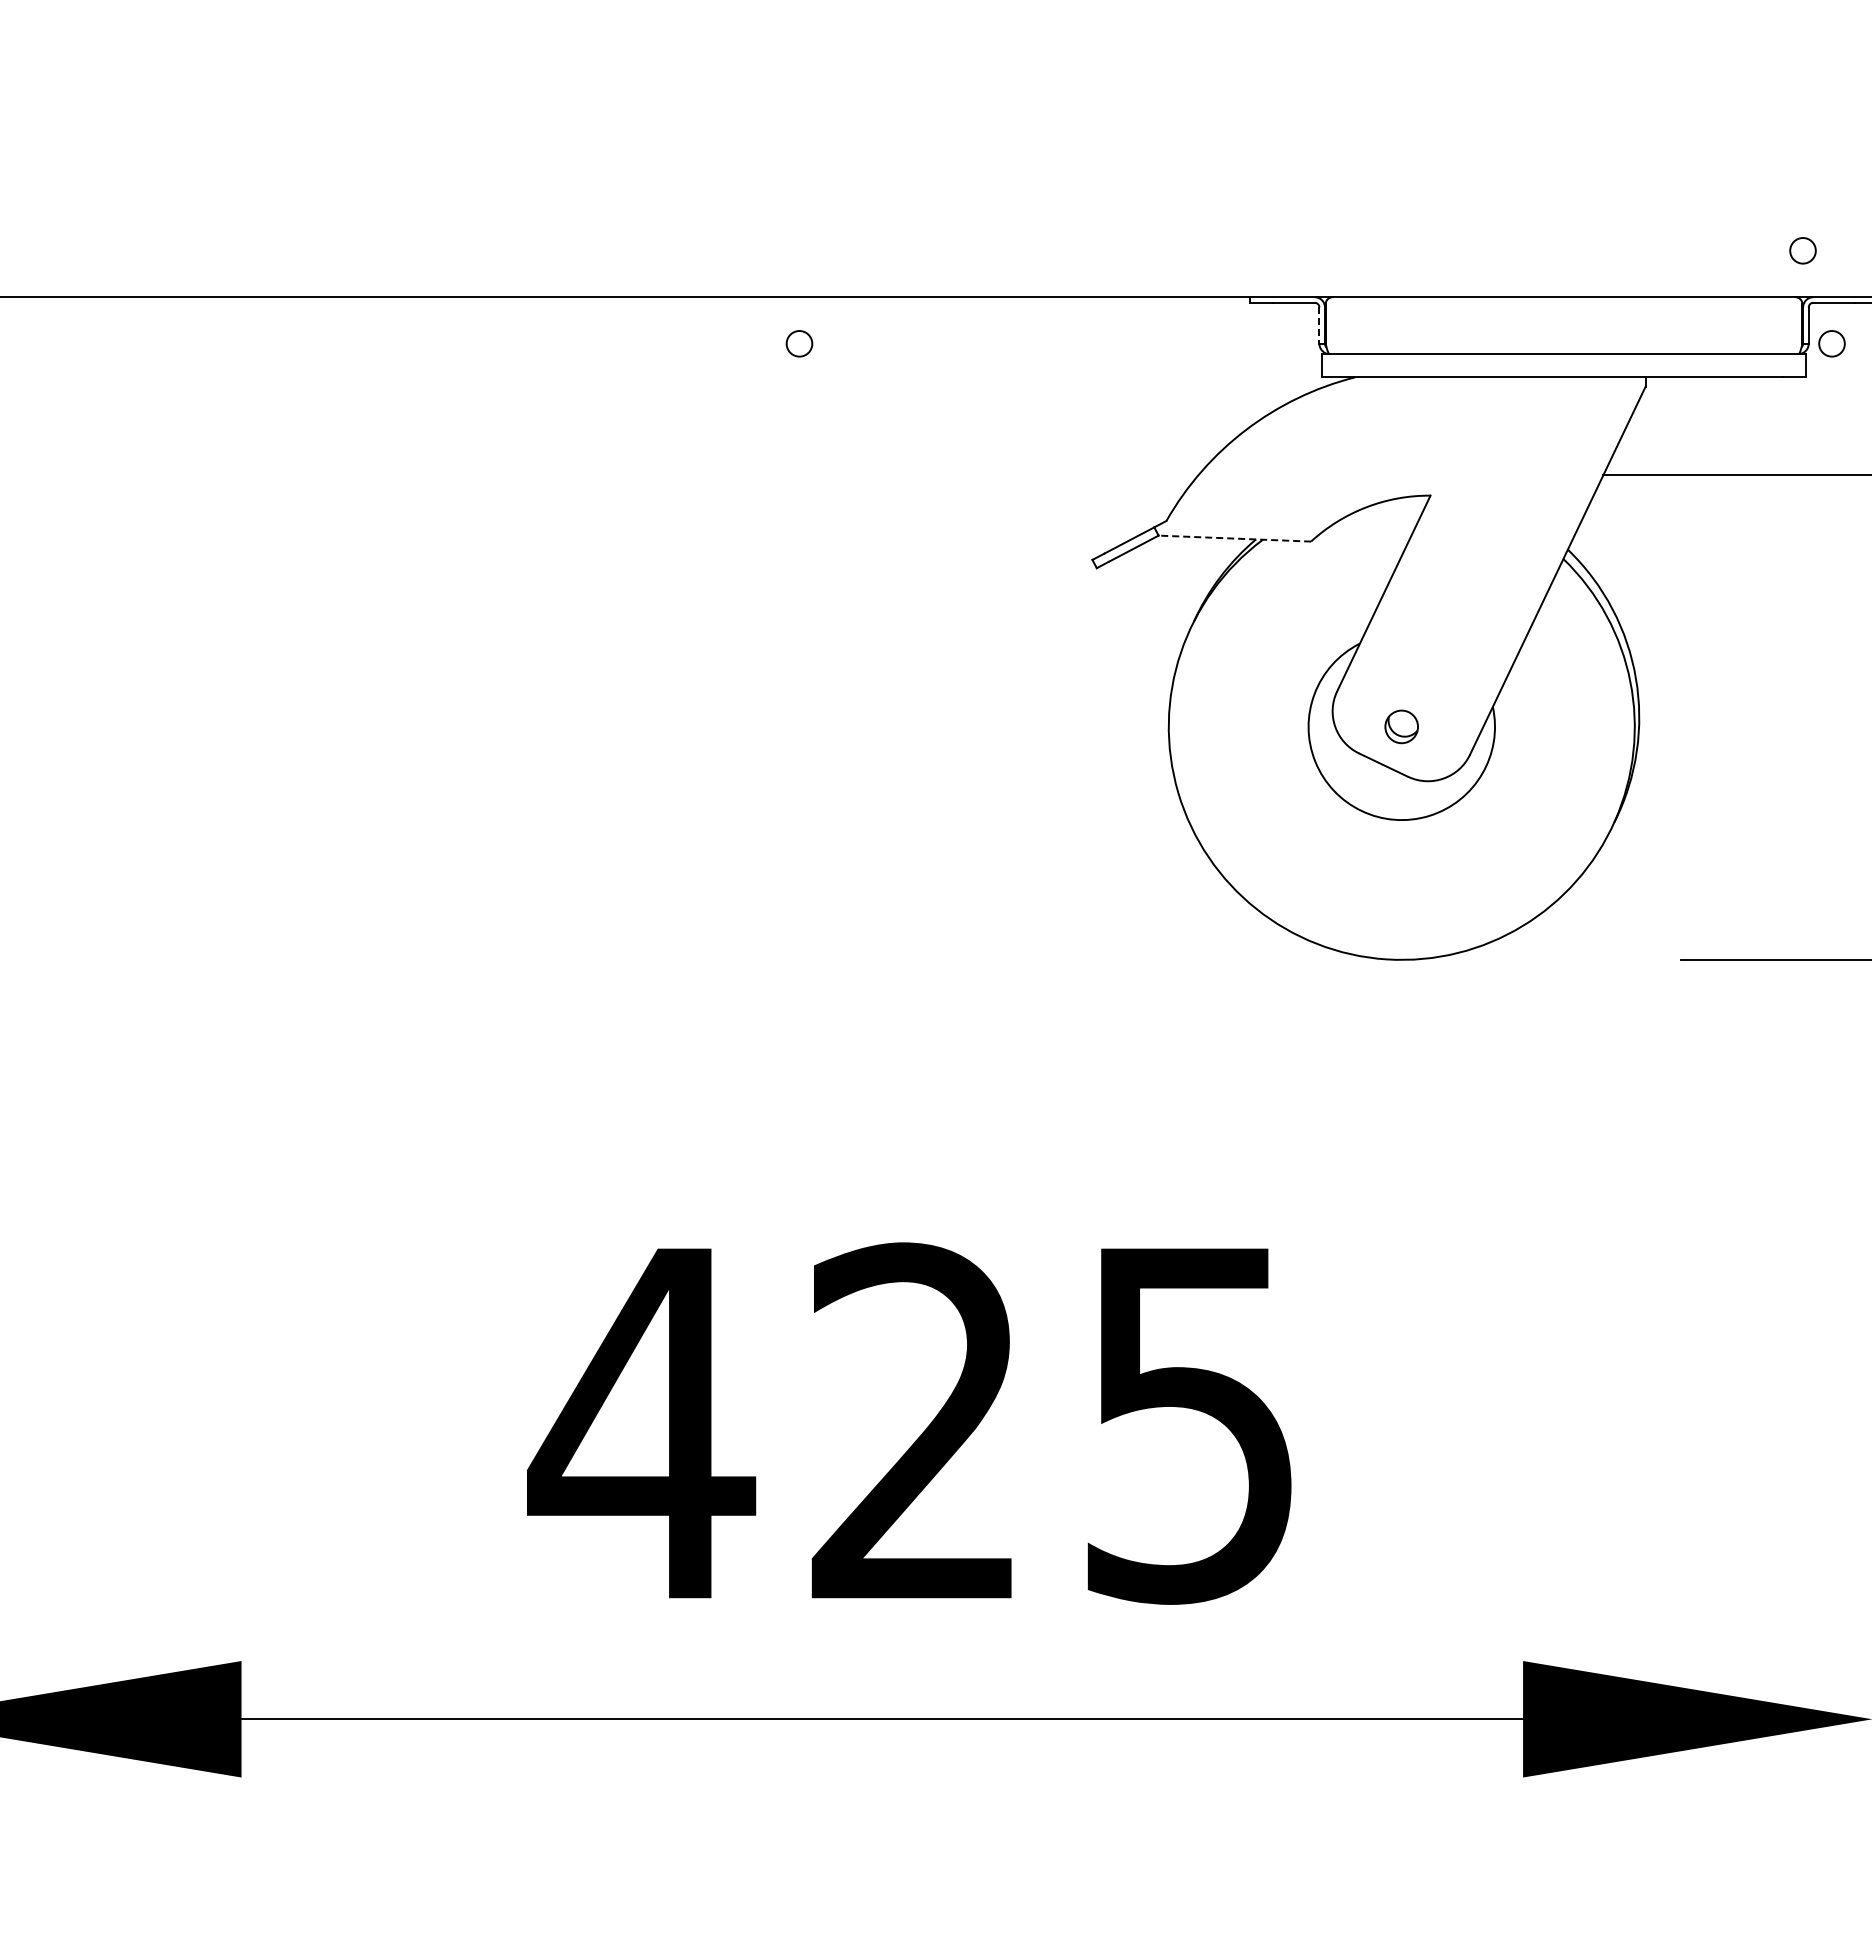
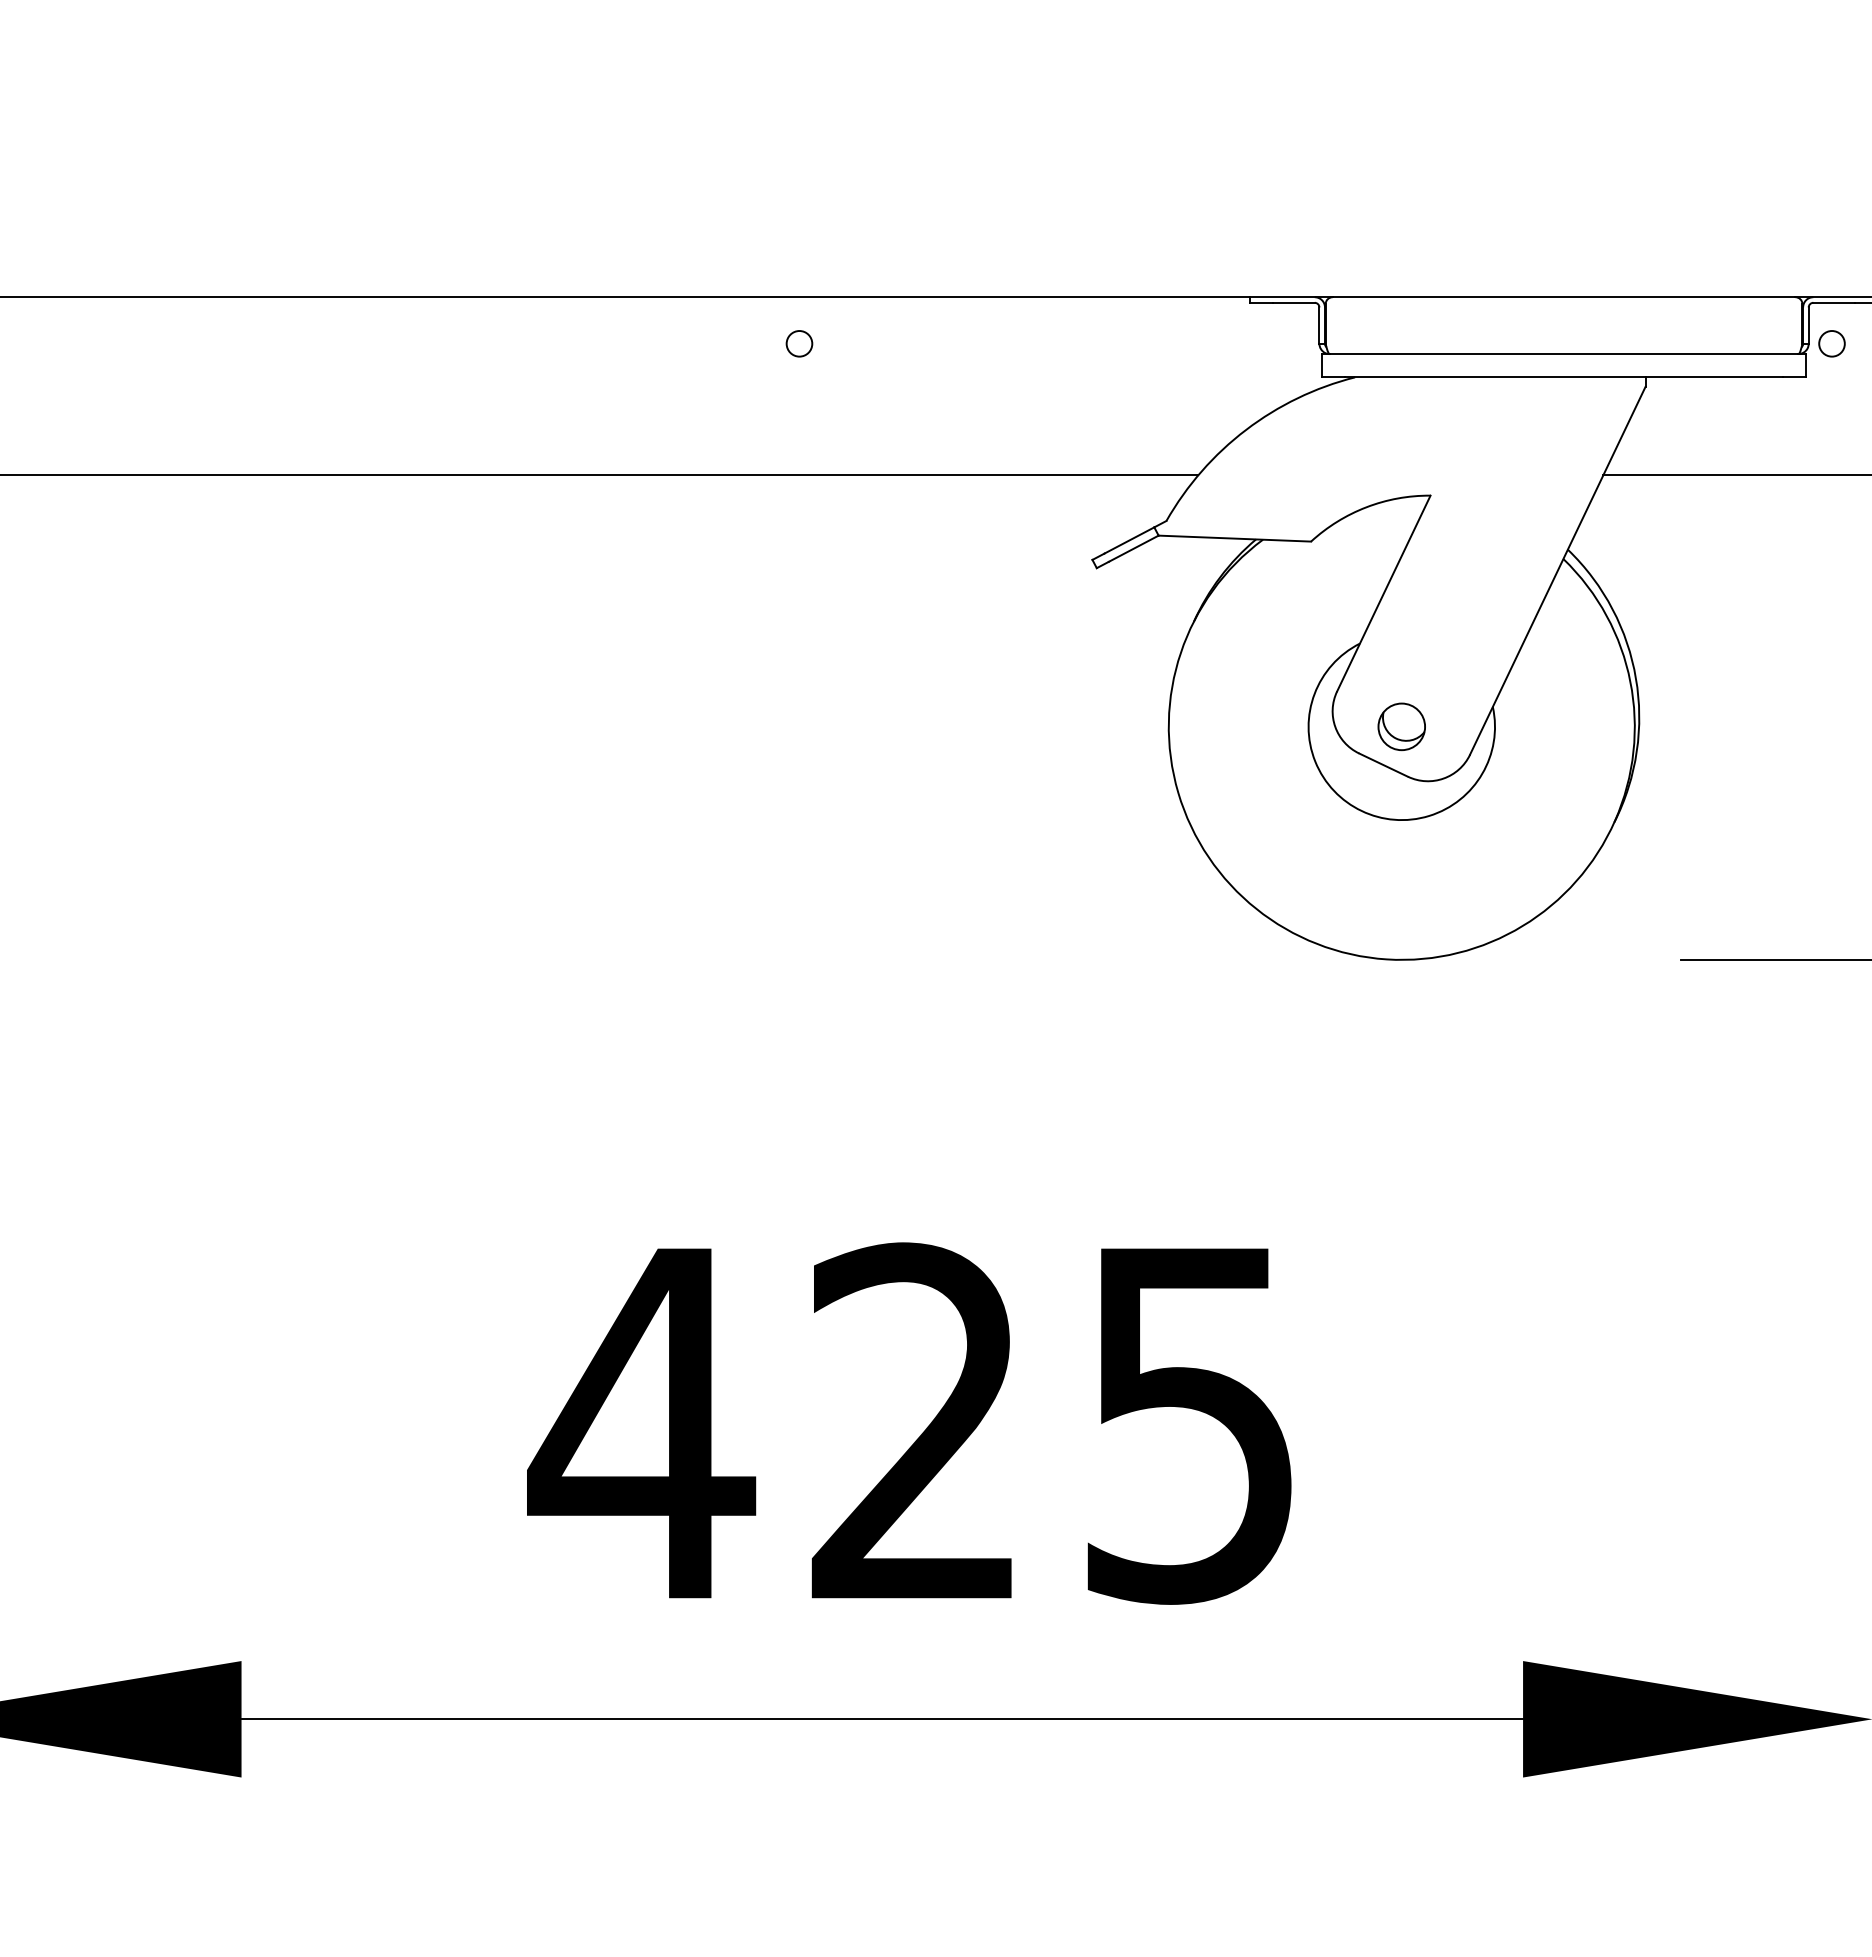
circle: present -> none (1802, 250)
line: dashed -> solid (1319, 326)
line: none -> present (600, 475)
line: dashed -> solid (1234, 538)
part size: 35x36 px -> 49x50 px (1401, 726)
